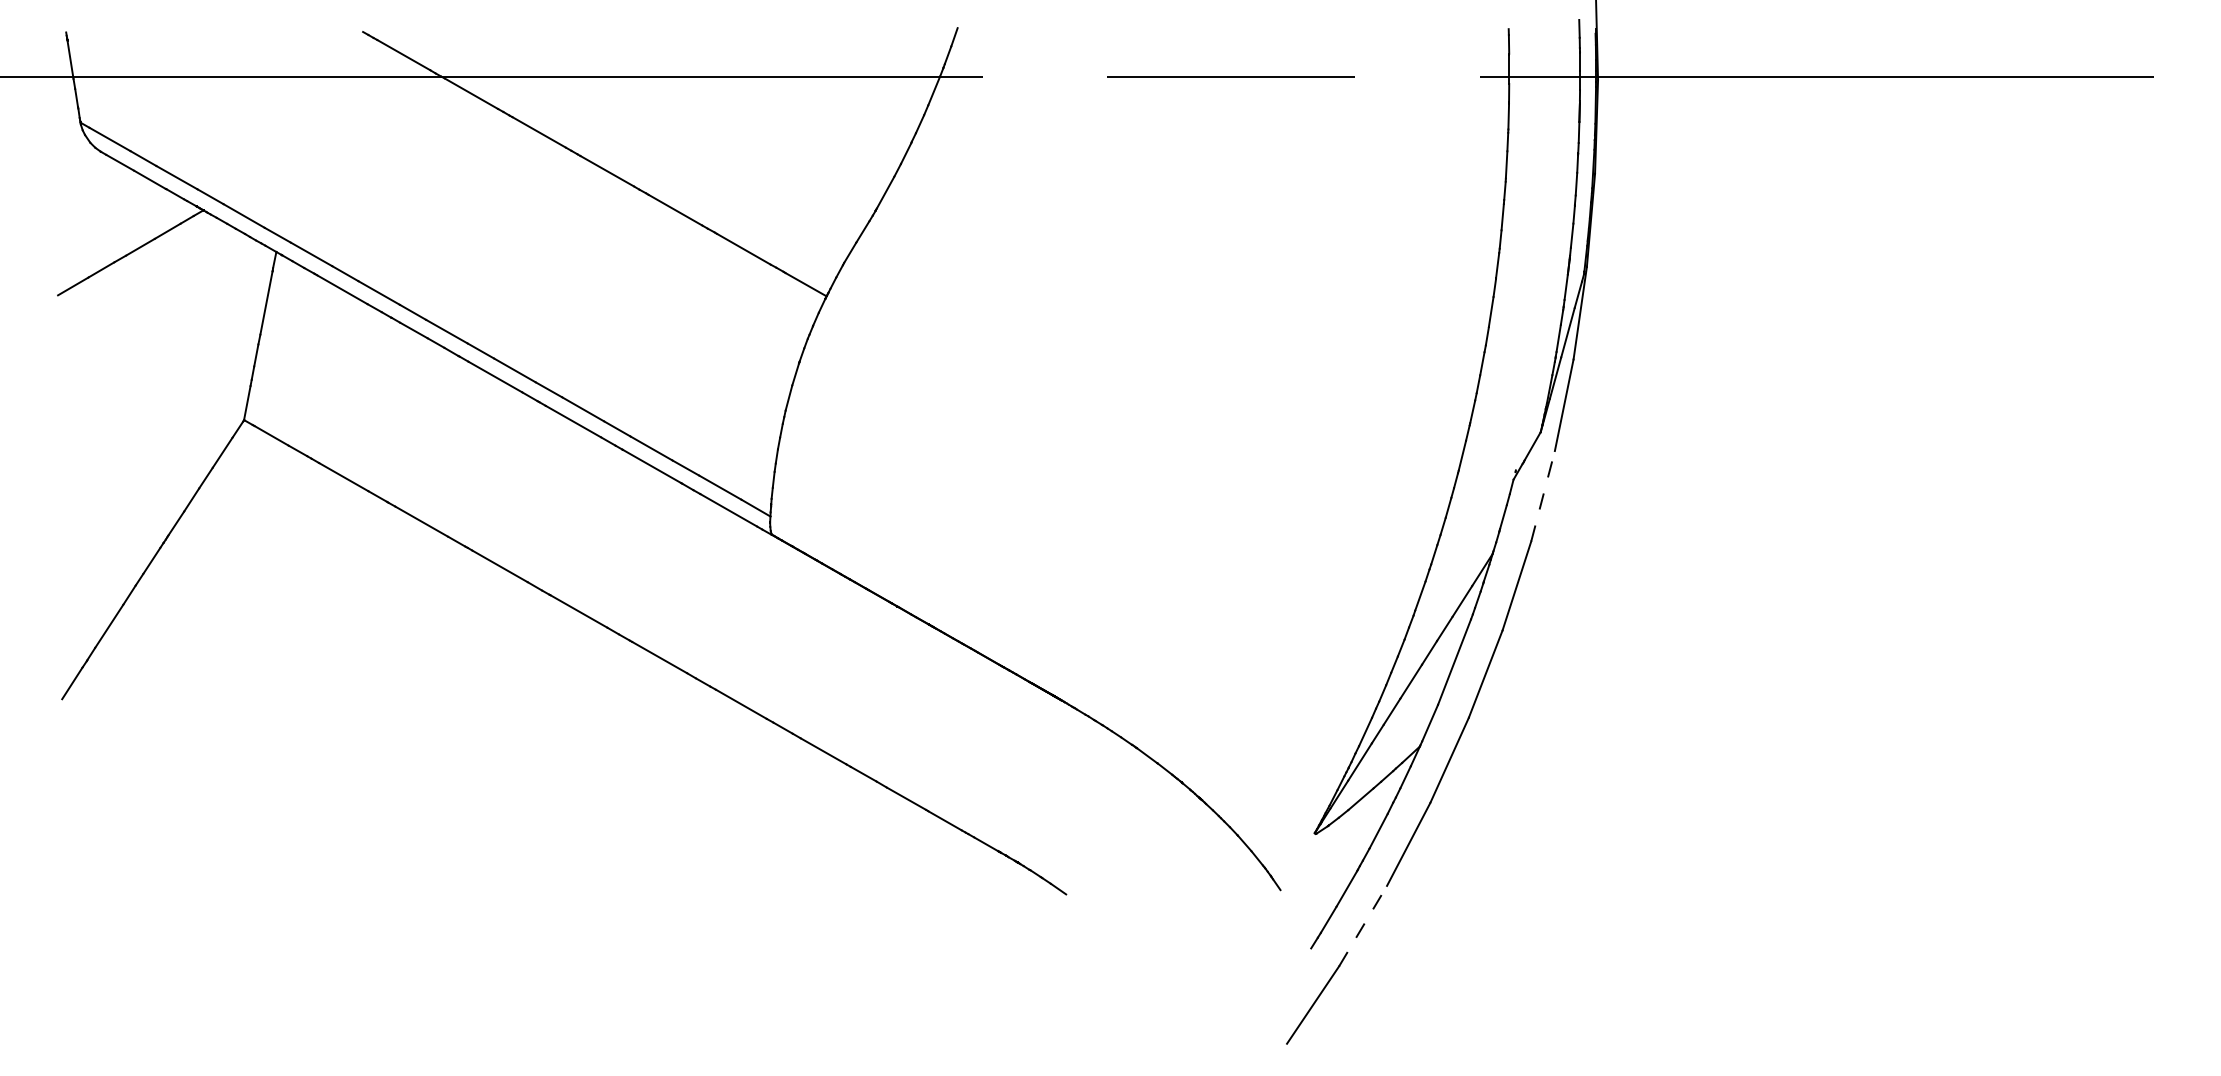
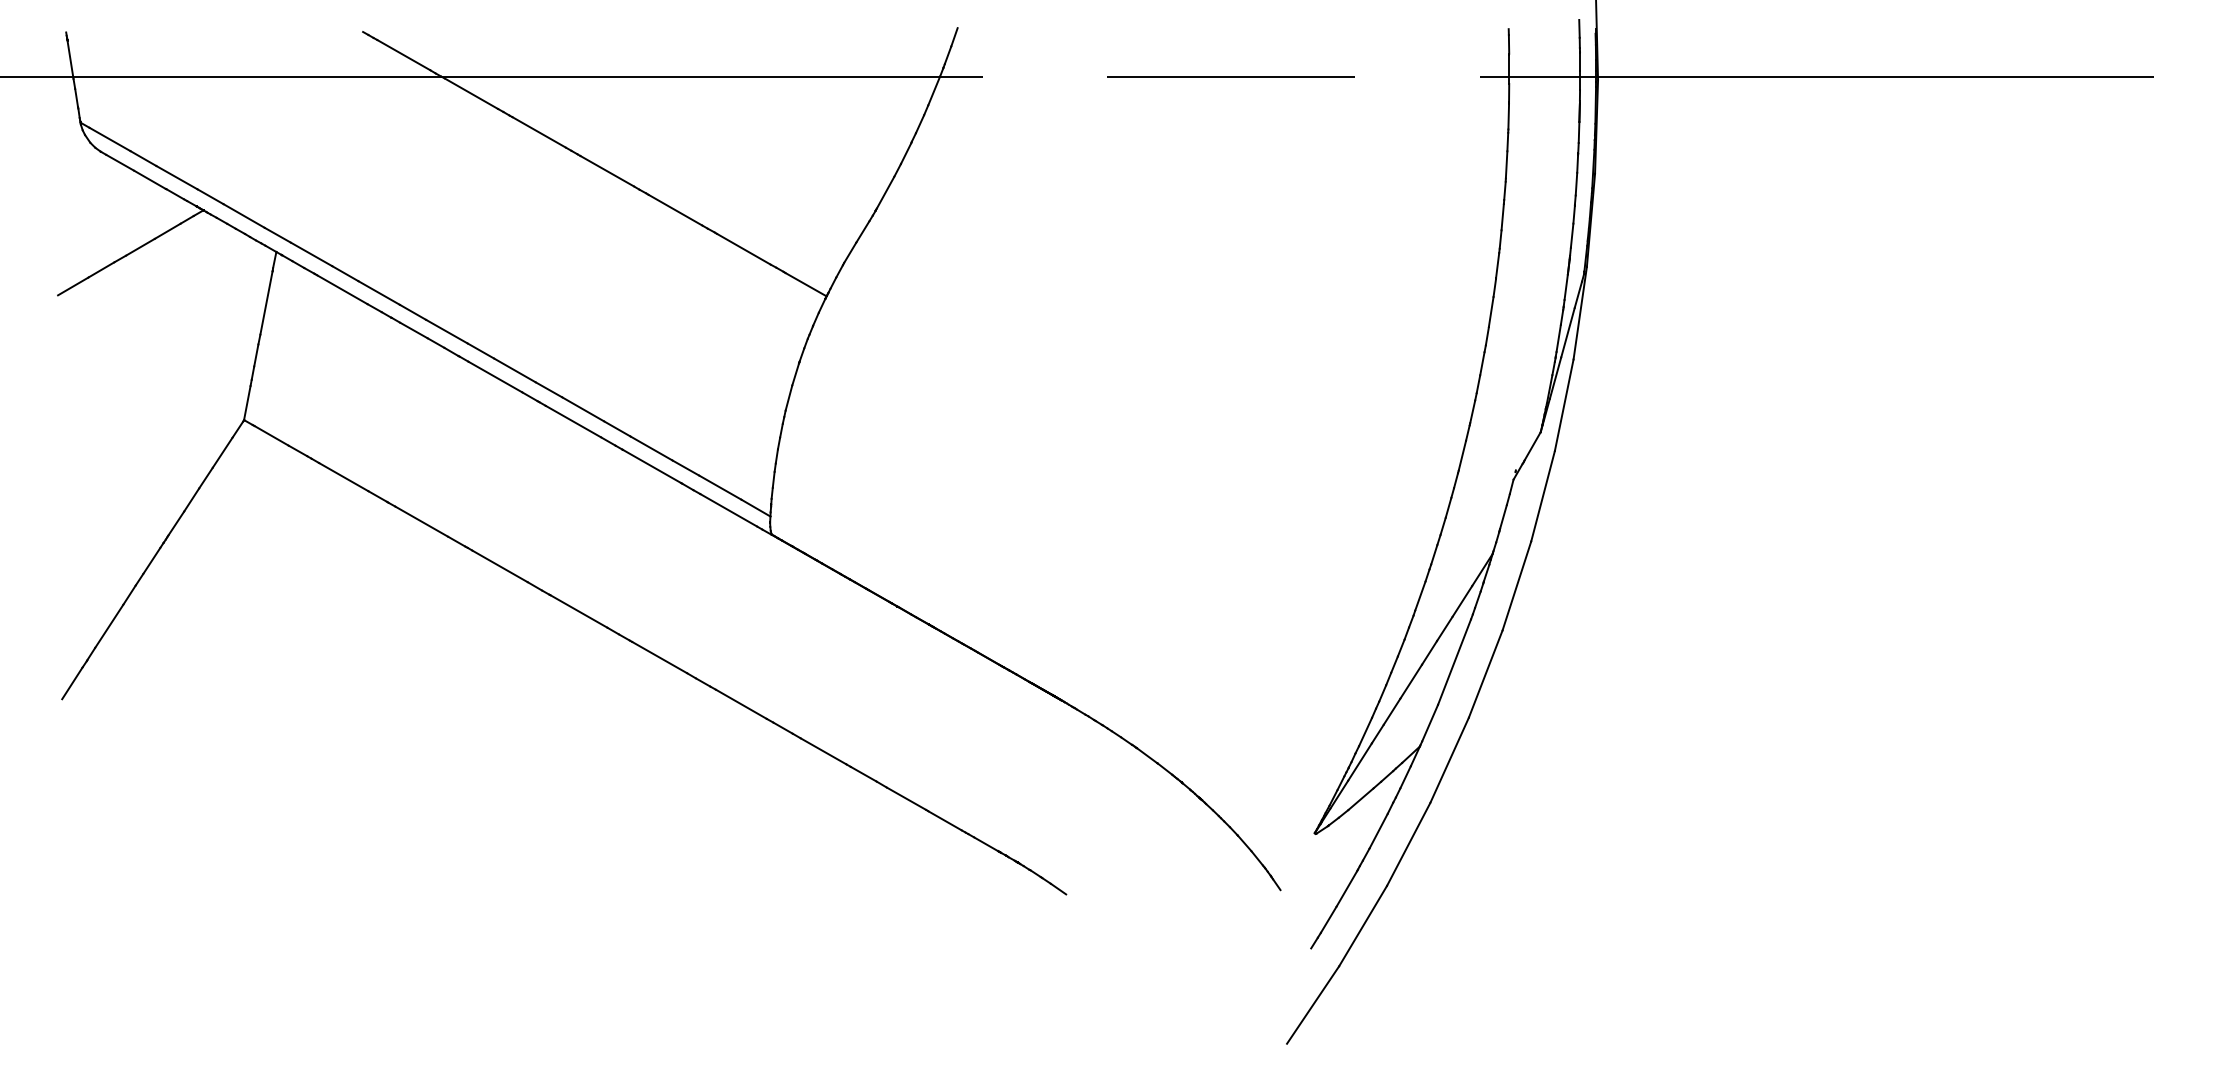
line: dashed -> solid (1543, 496)
line: dashed -> solid (1363, 926)
